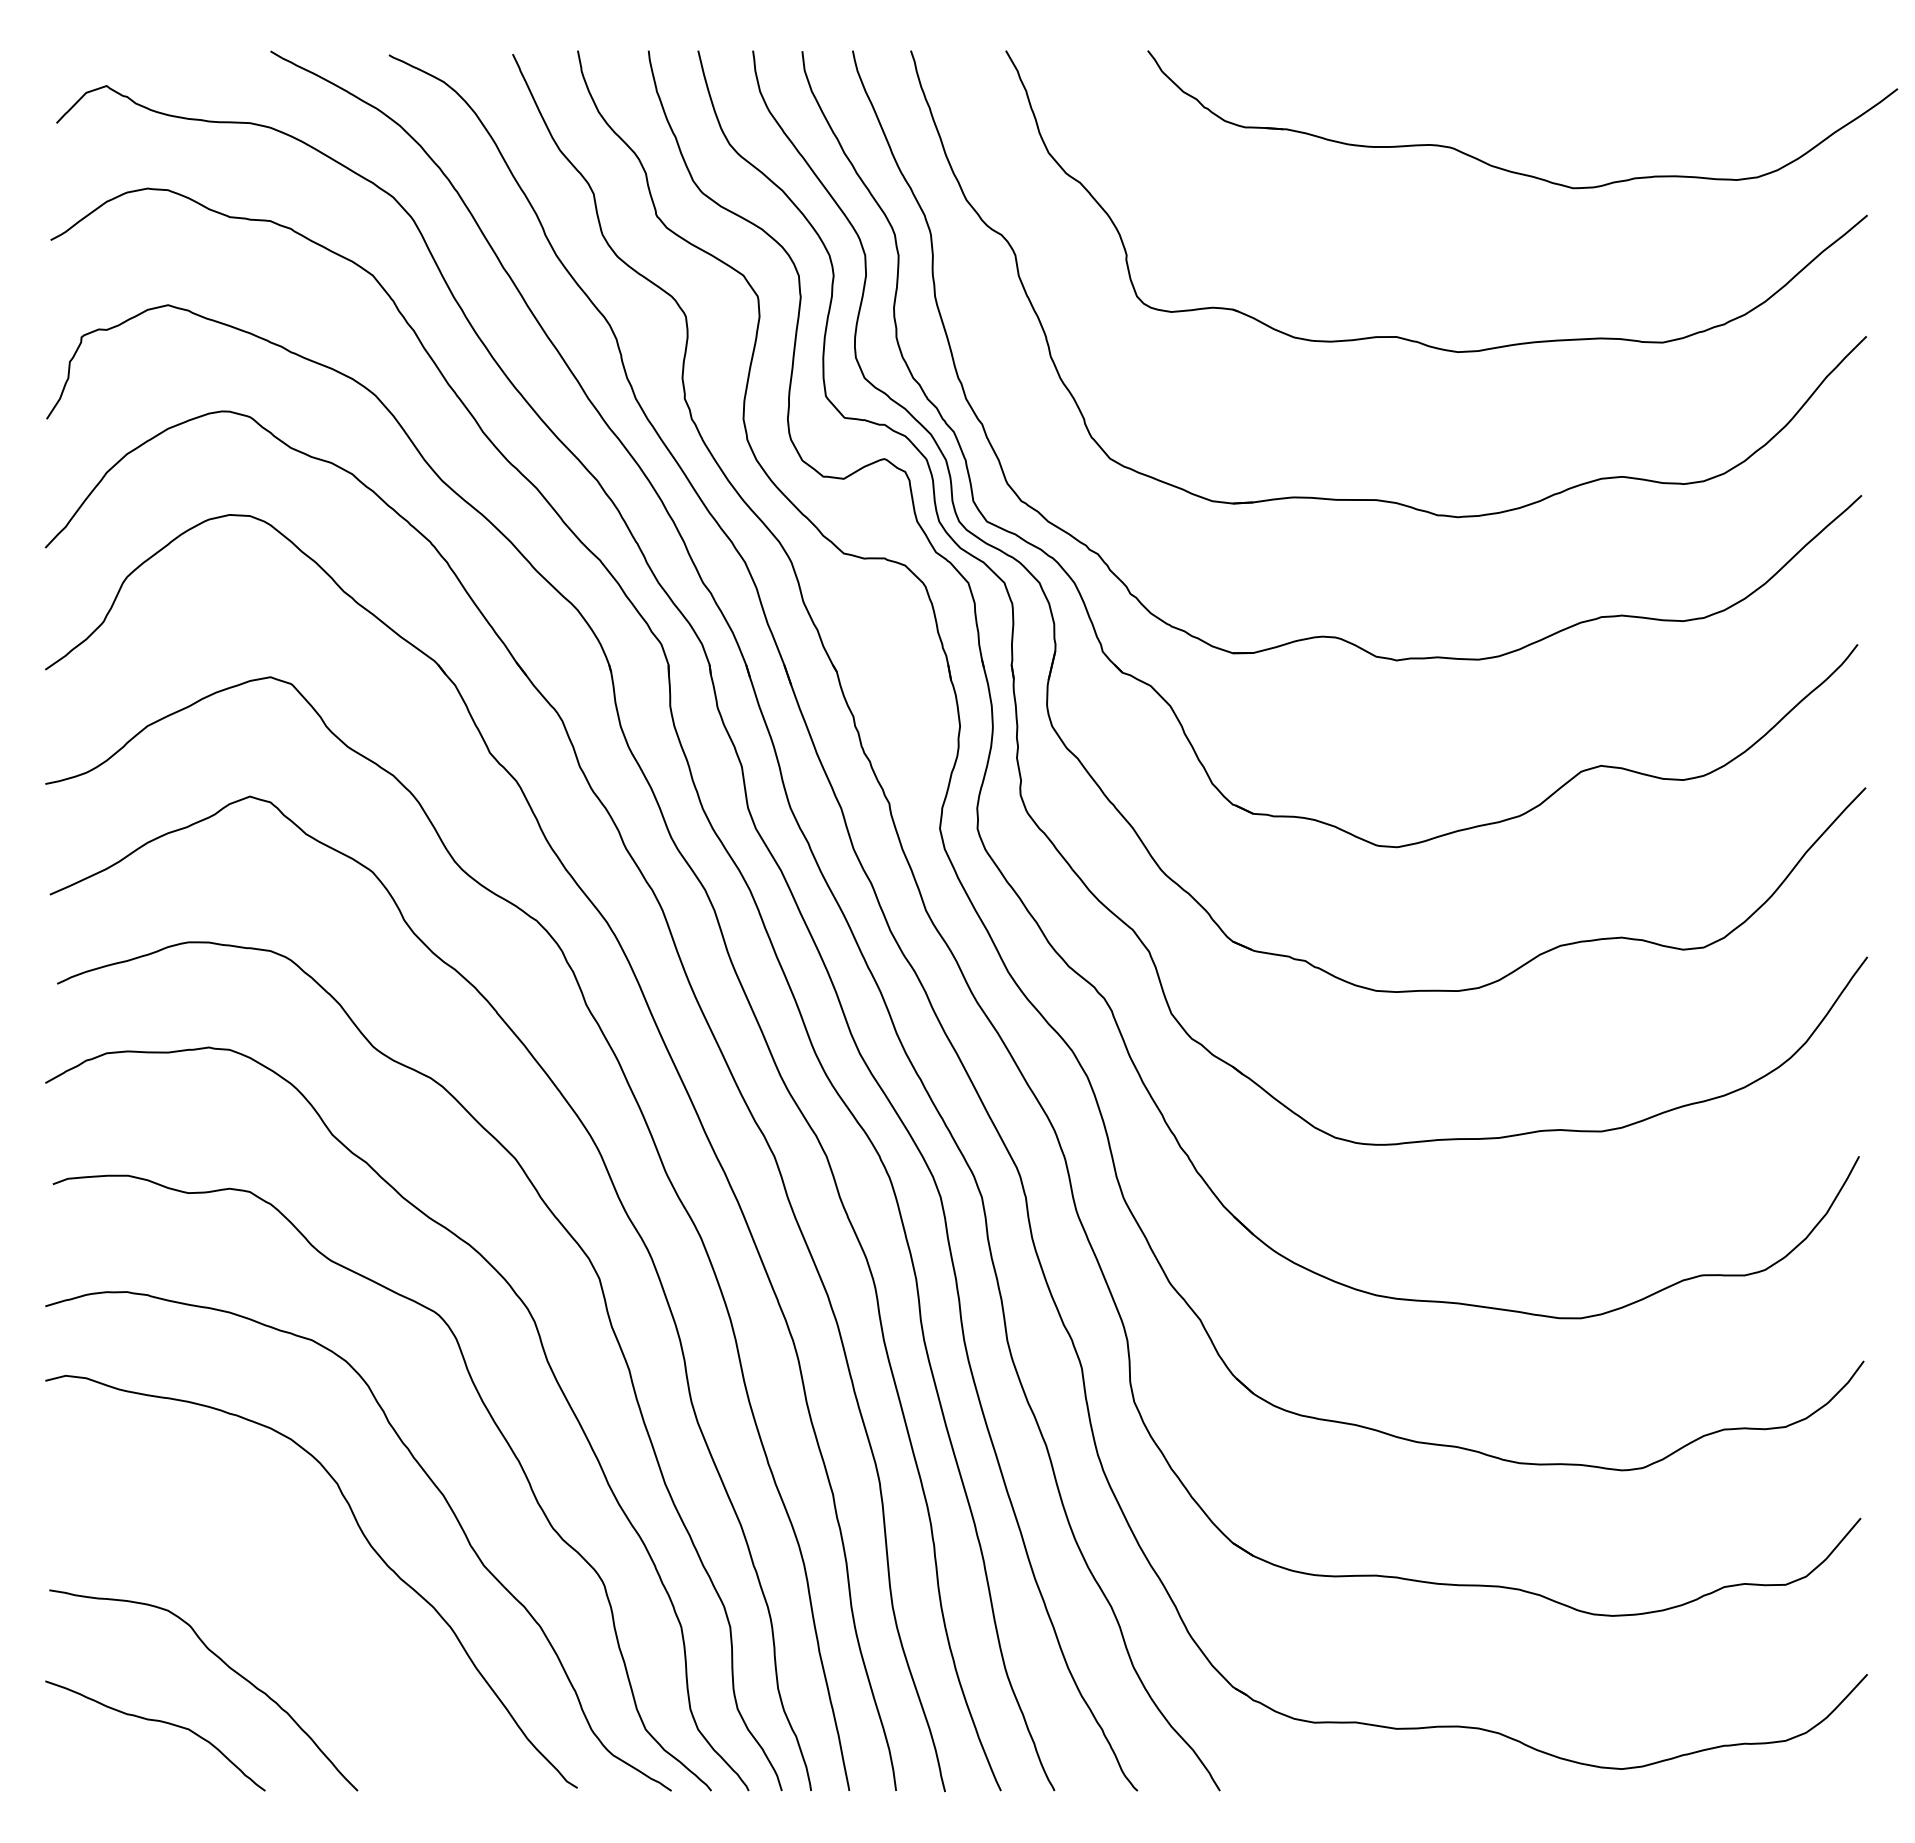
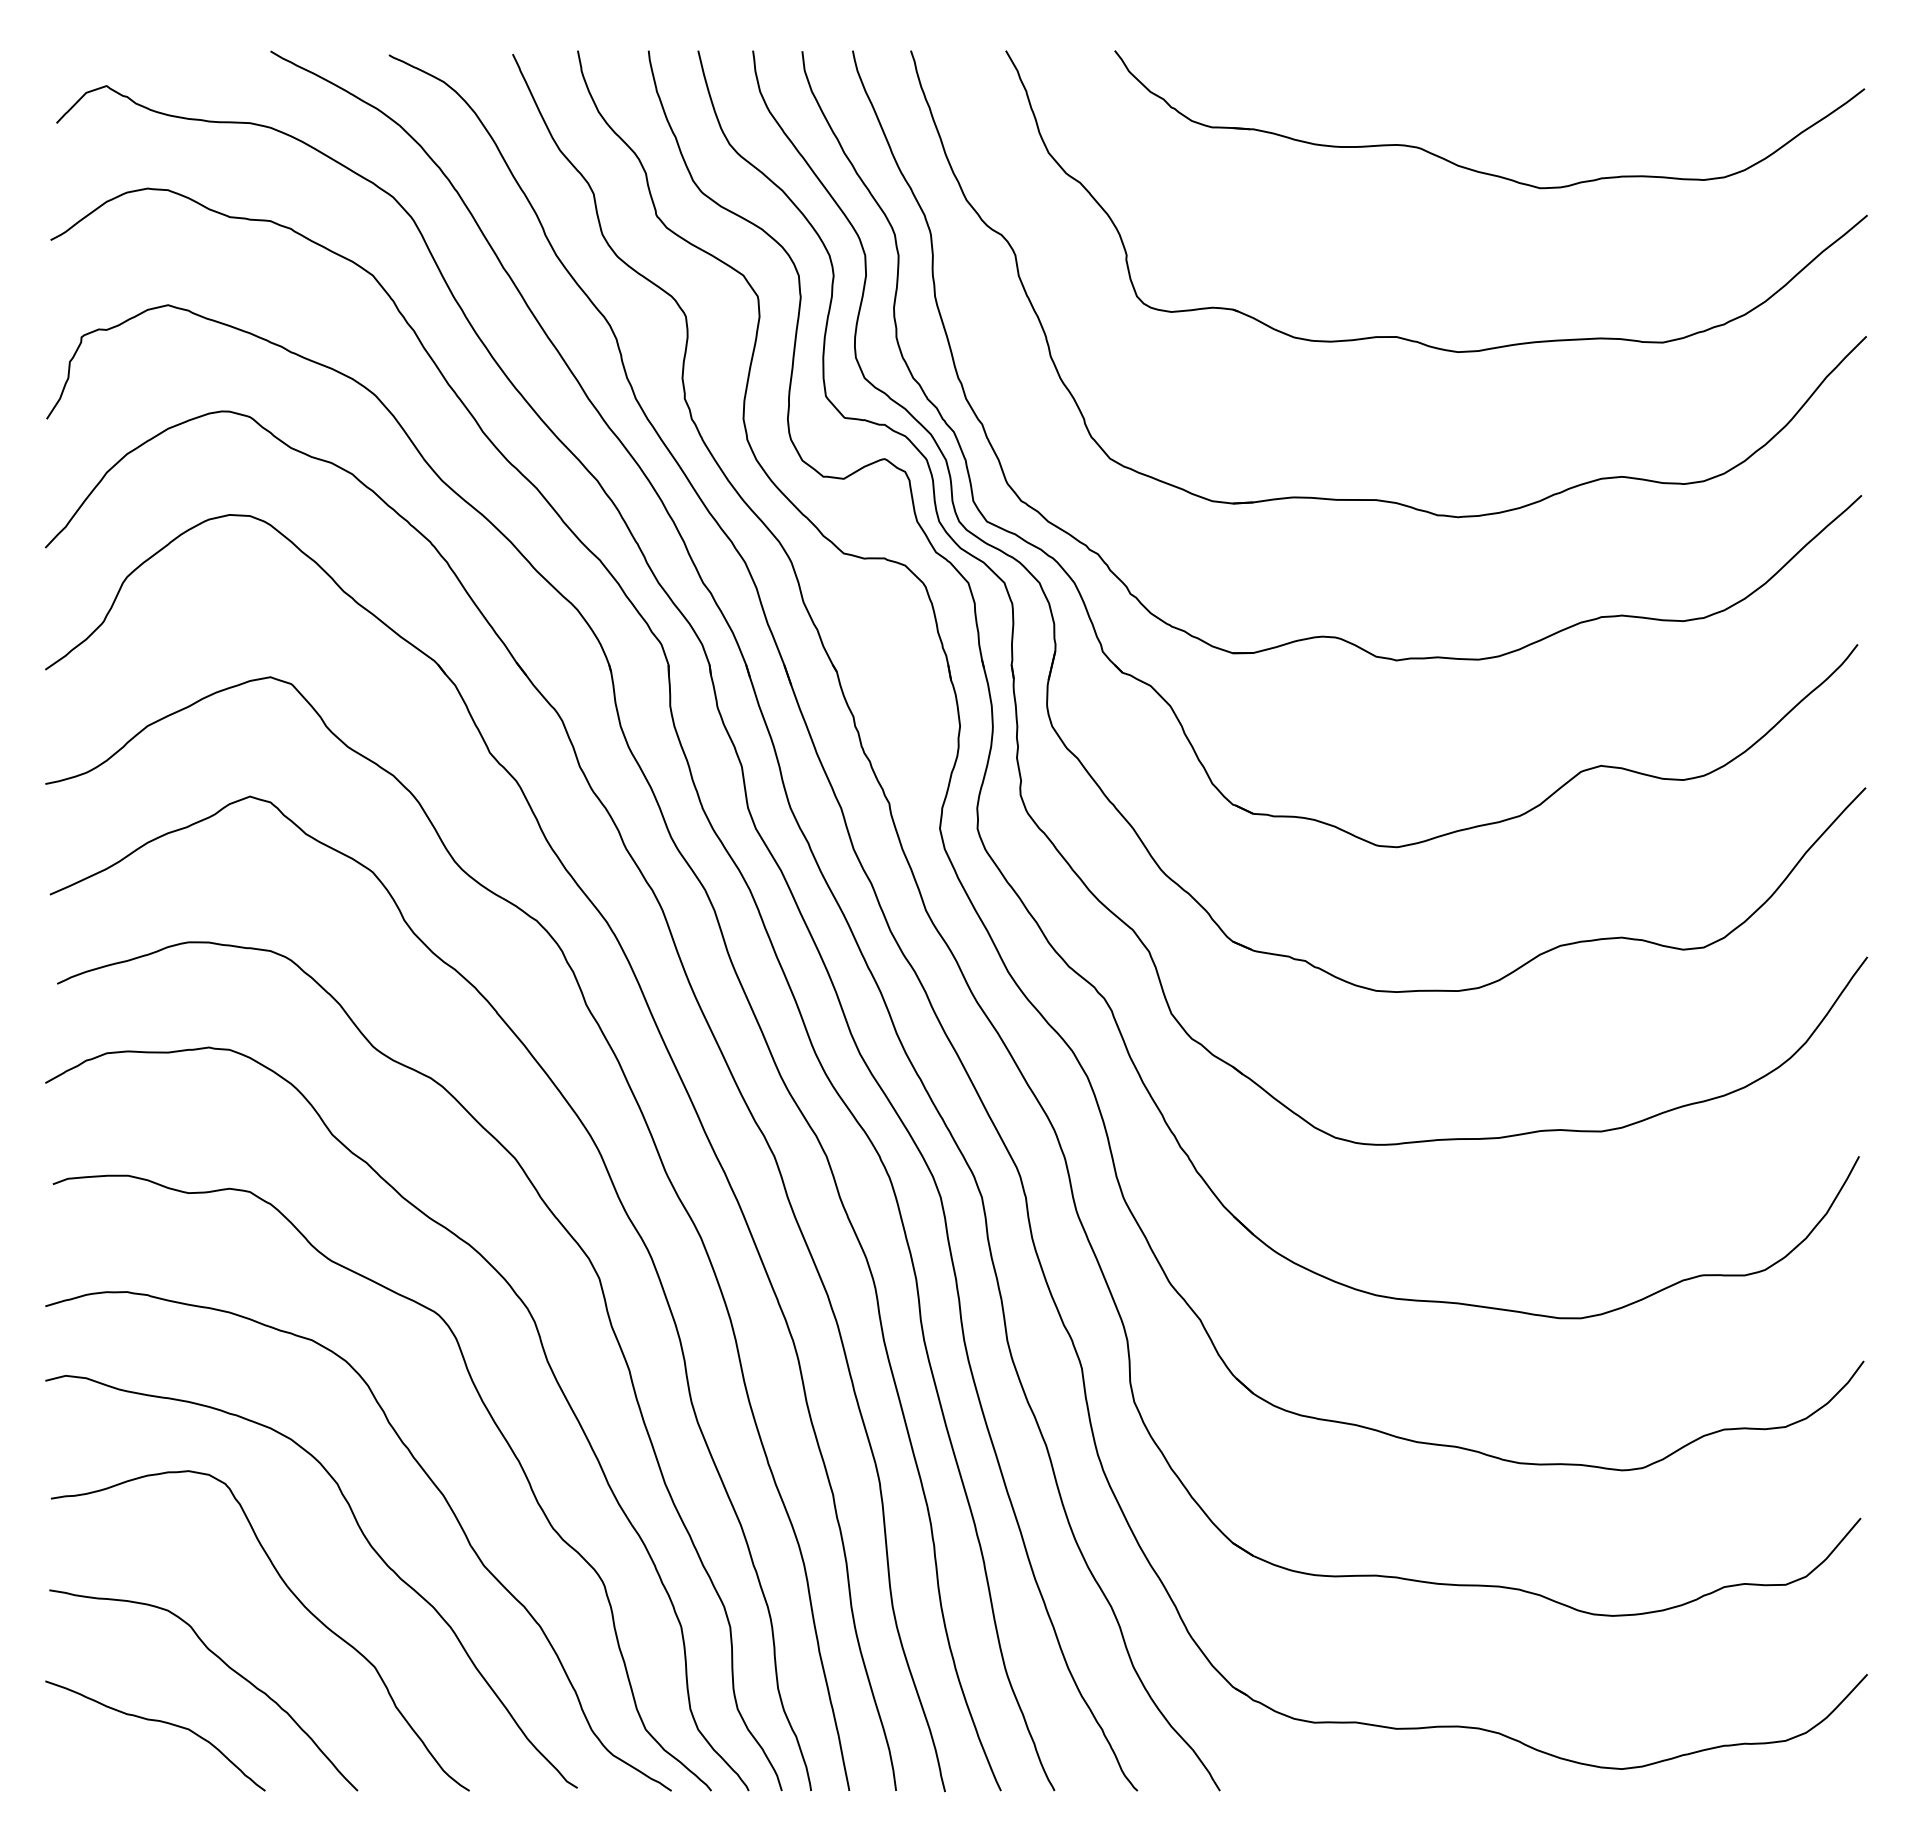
part position: (1504, 168) -> (1471, 168) (1471, 168)
curve: none -> present (299, 1602)
